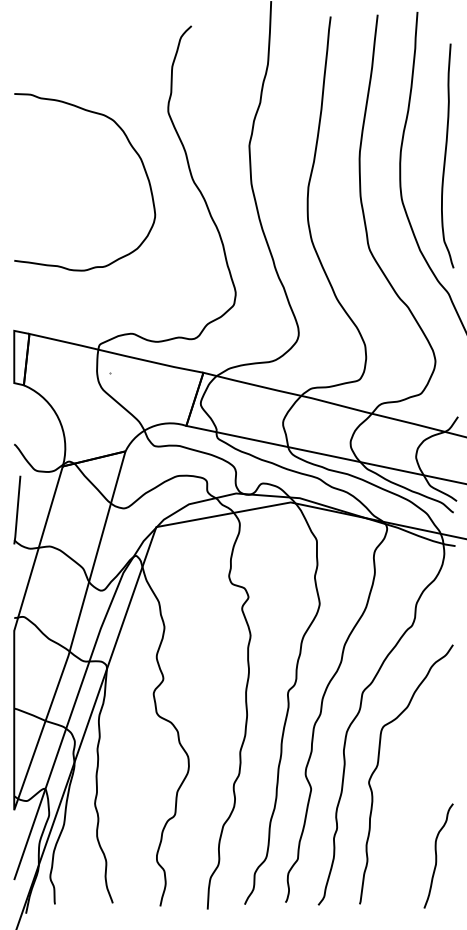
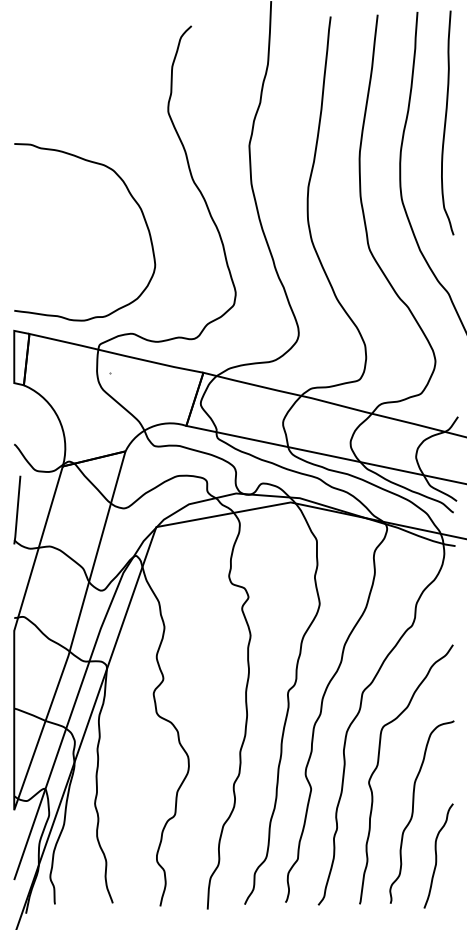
curve position: (133, 150) -> (133, 200) (133, 200)
curve position: (446, 155) -> (446, 122) (446, 122)
curve: none -> present (413, 811)
